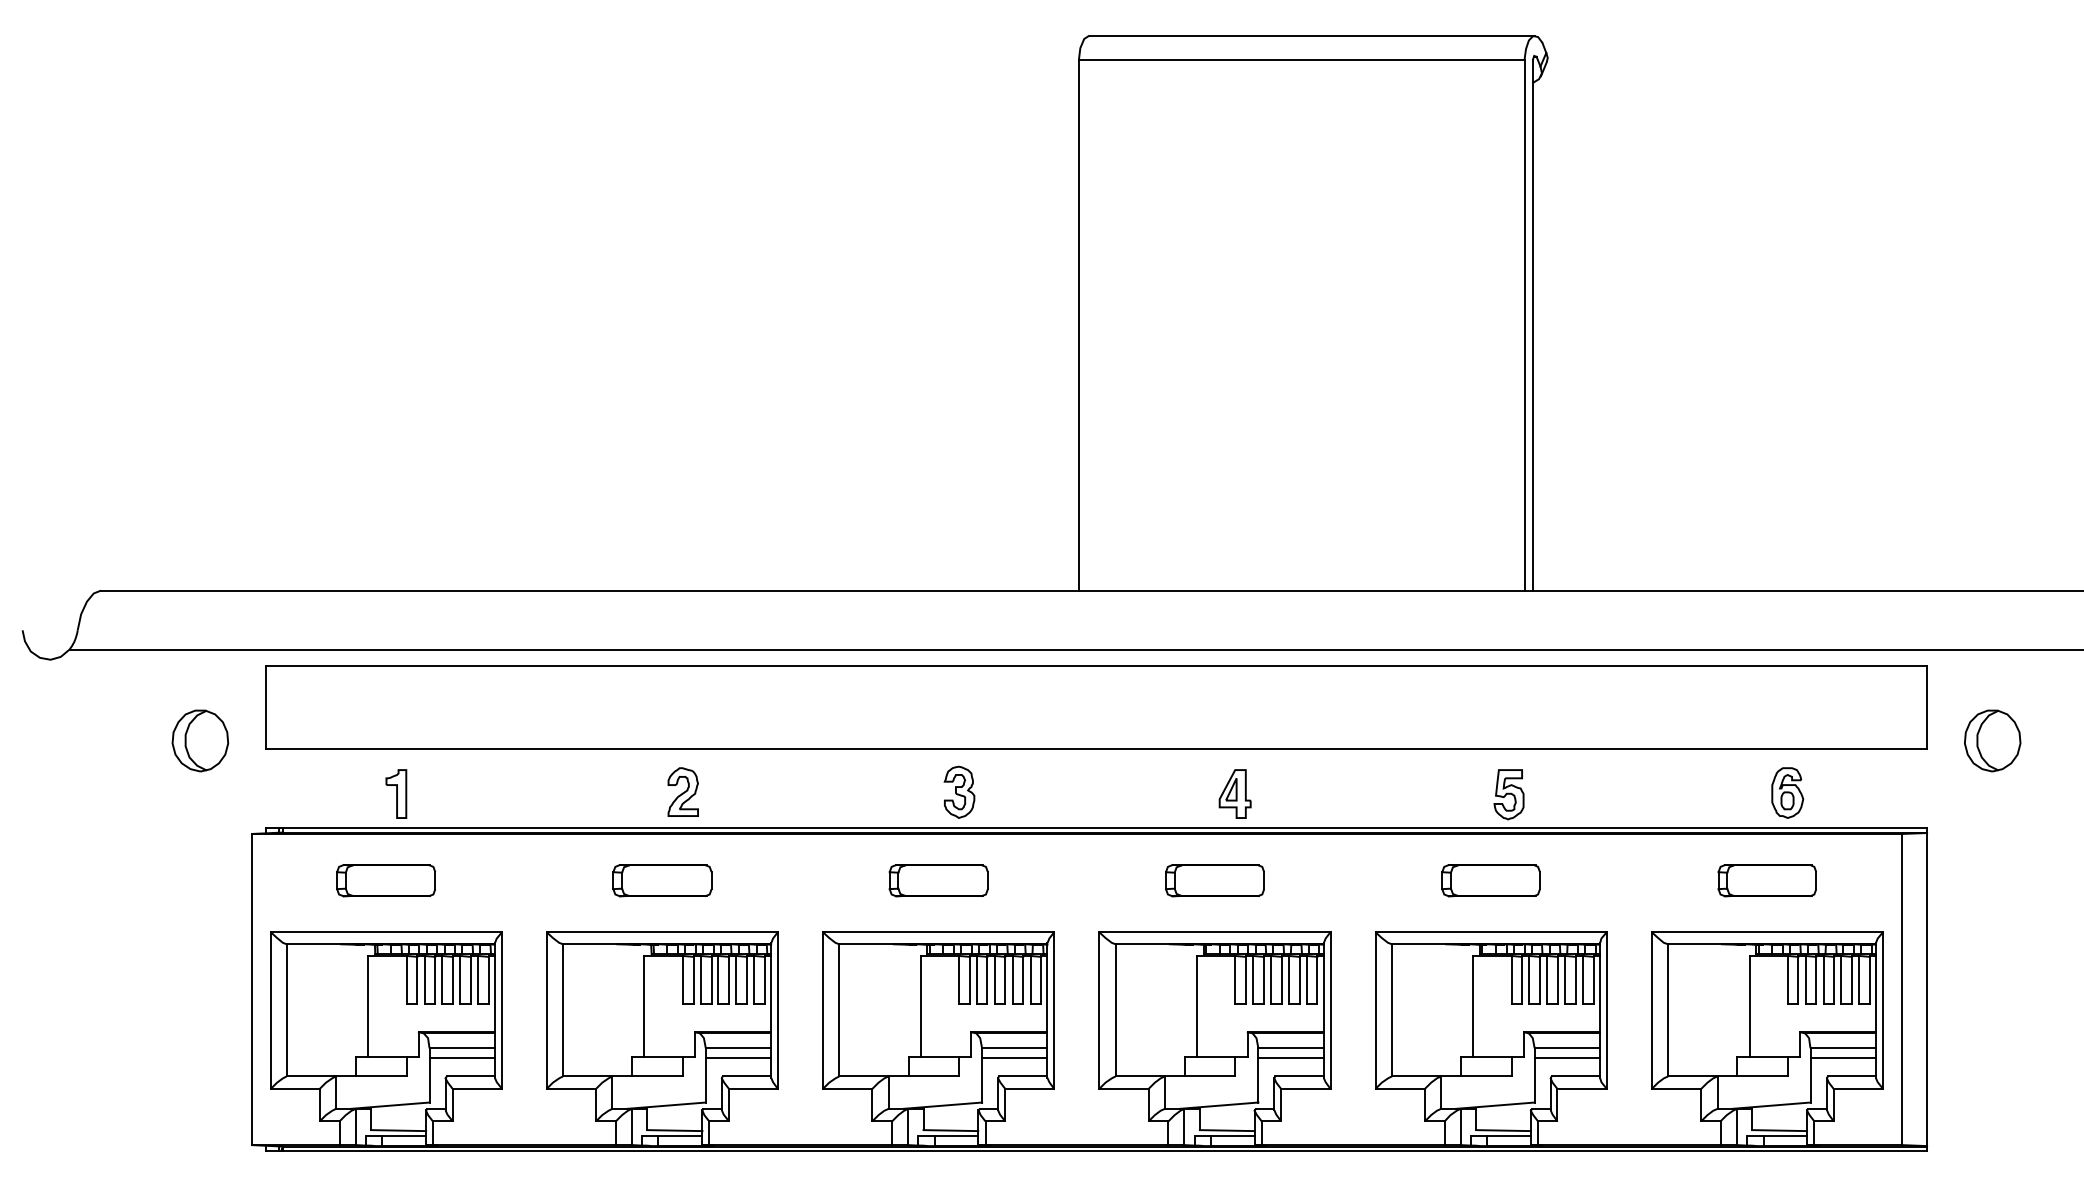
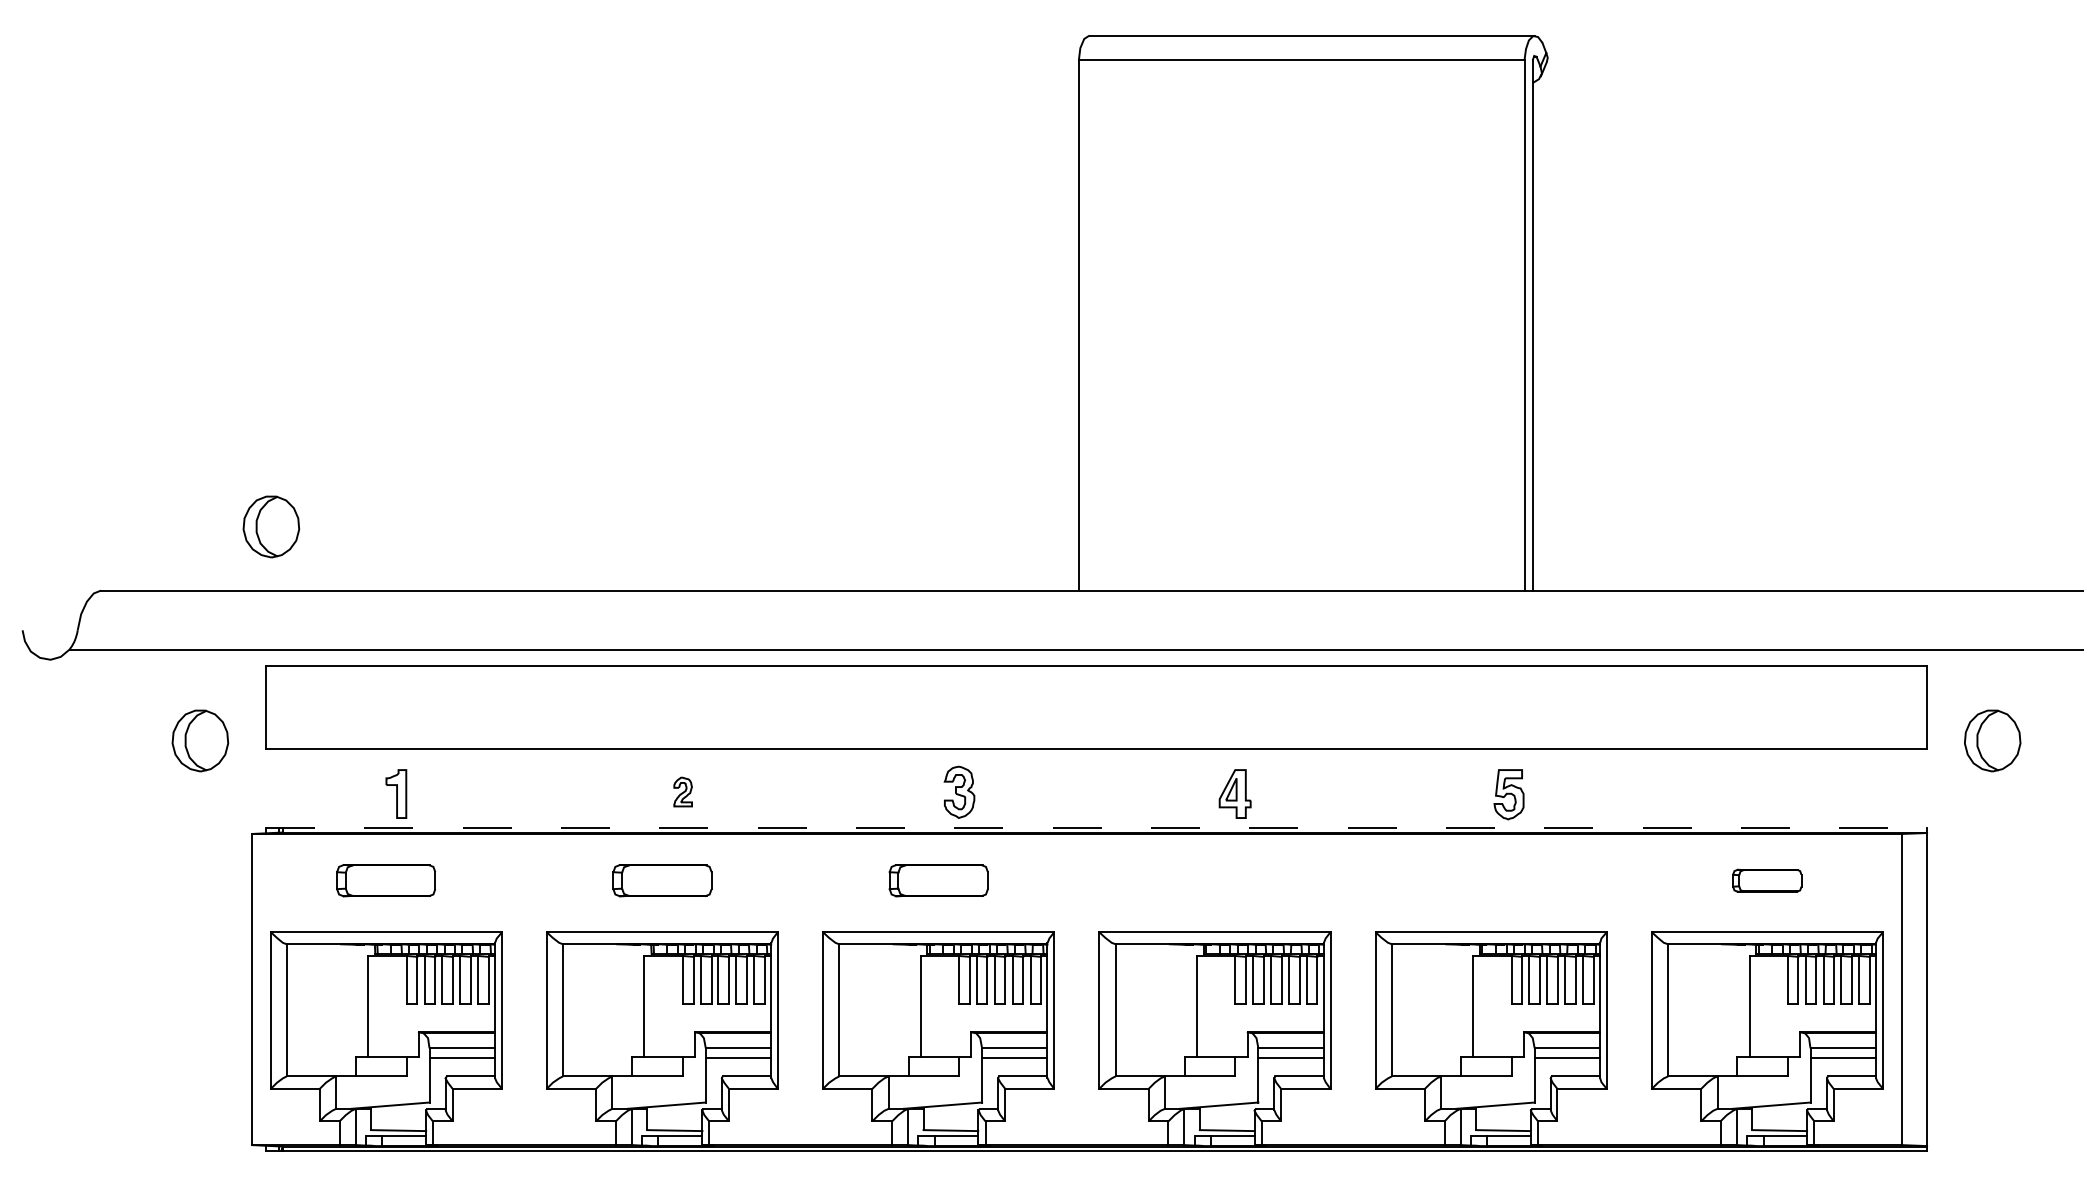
part: none -> present (271, 526)
part size: 32x50 px -> 20x32 px (682, 791)
part: present -> none (1787, 792)
line: solid -> dashed (1096, 827)
part: present -> none (1214, 880)
part: present -> none (1490, 880)
part size: 100x34 px -> 71x25 px (1767, 880)
